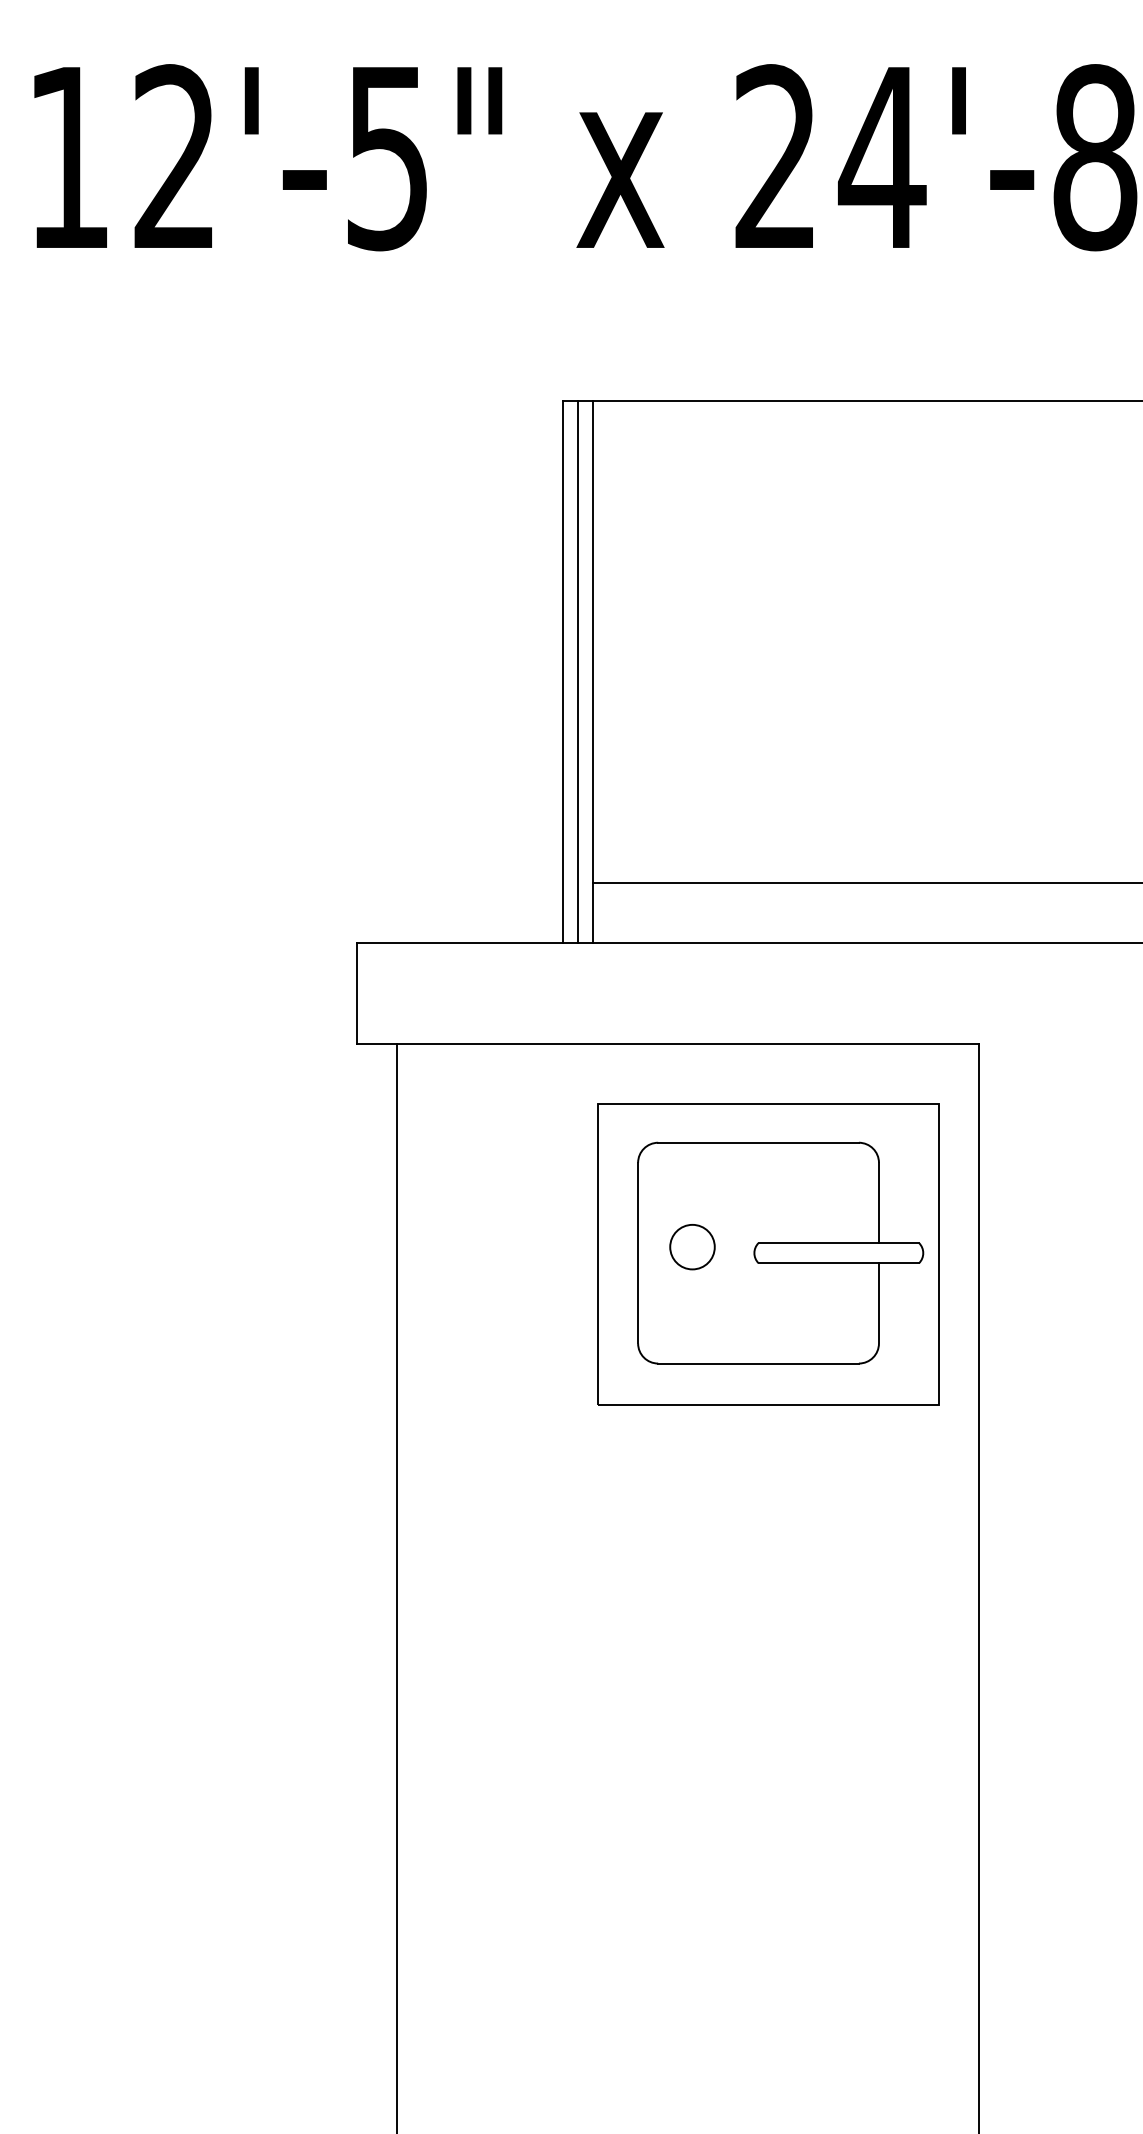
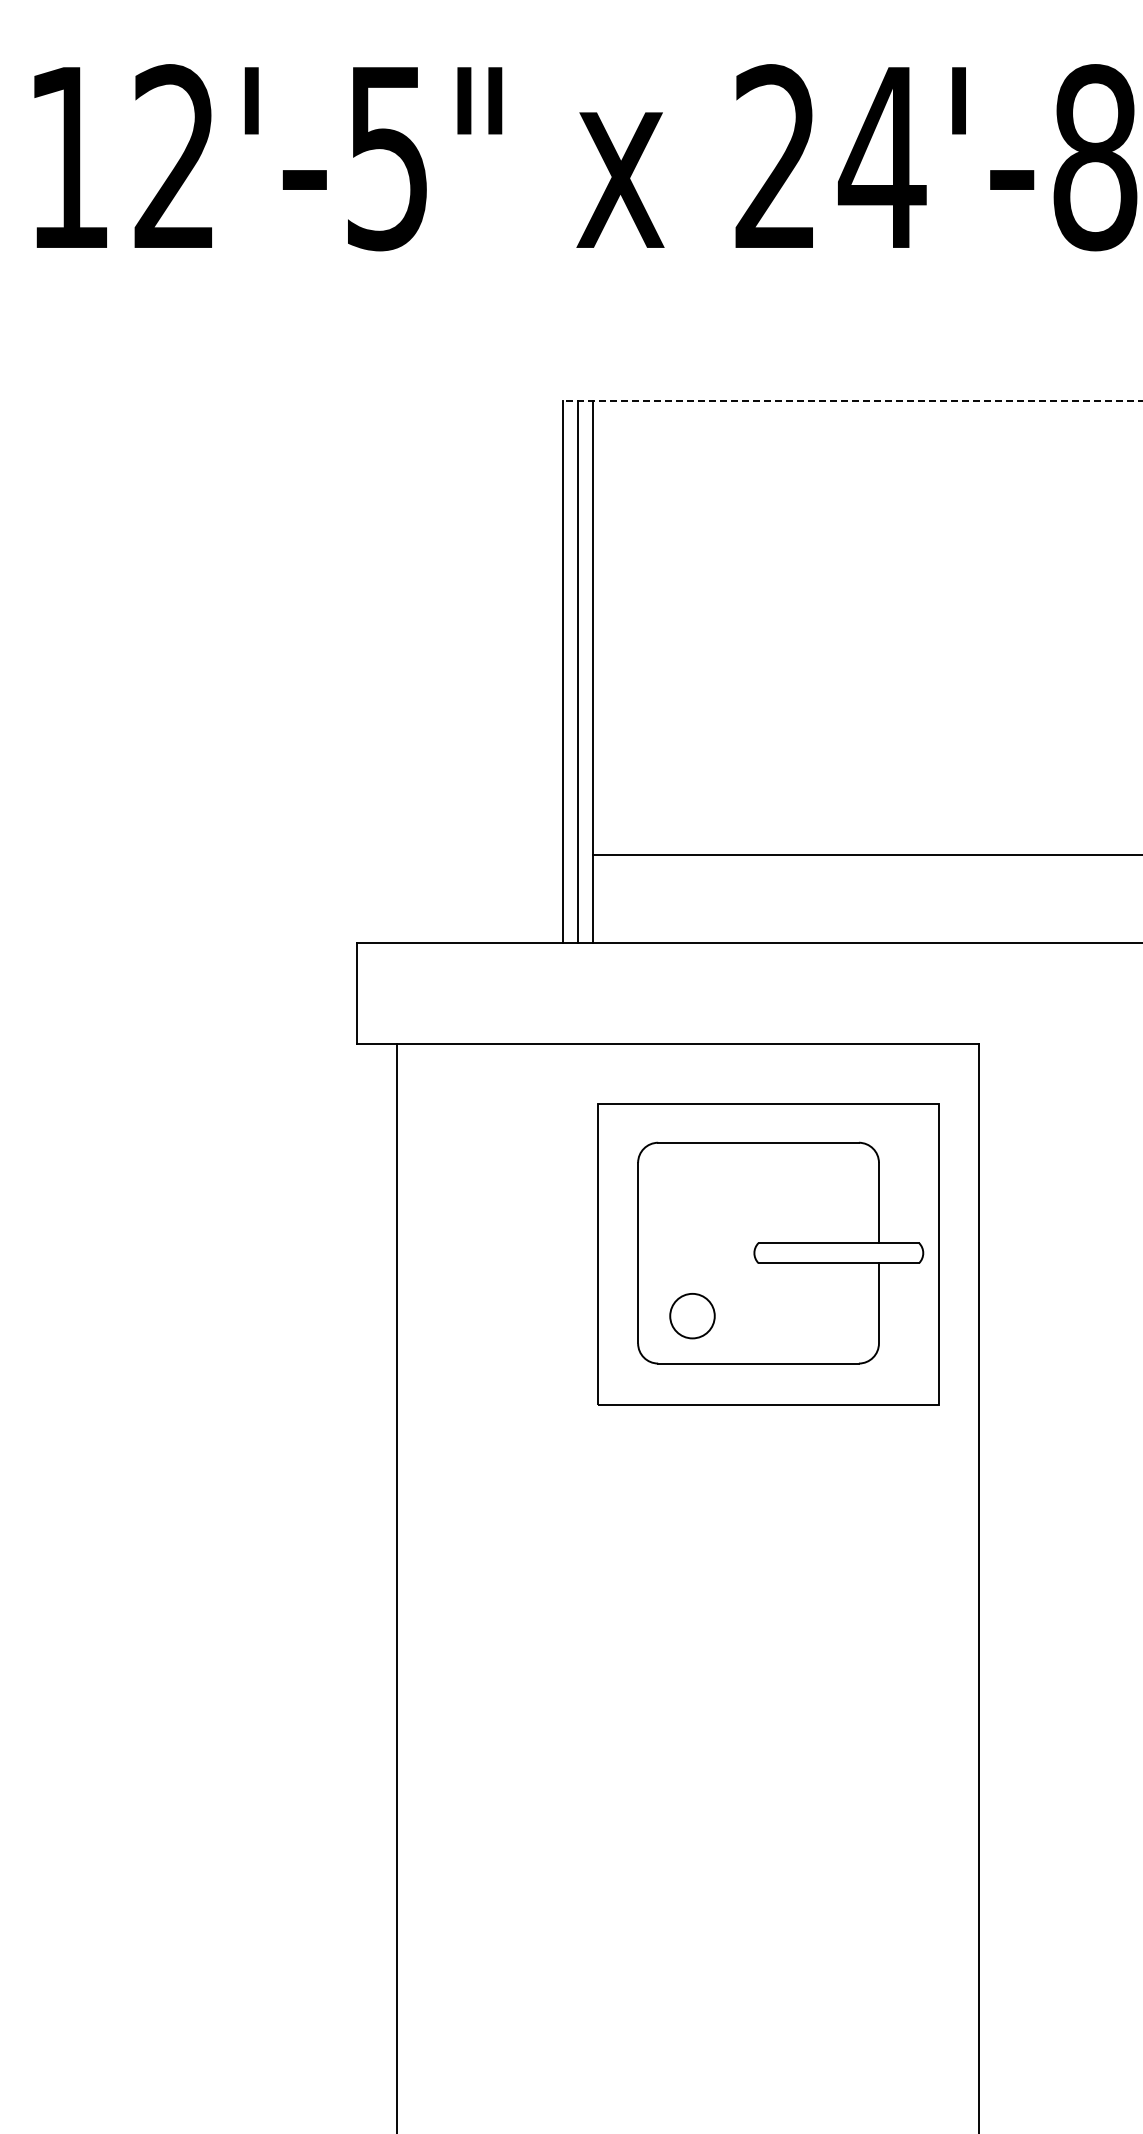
line: solid -> dashed (852, 401)
line position: (865, 883) -> (865, 855) (865, 855)
circle position: (692, 1247) -> (692, 1316) (692, 1316)
